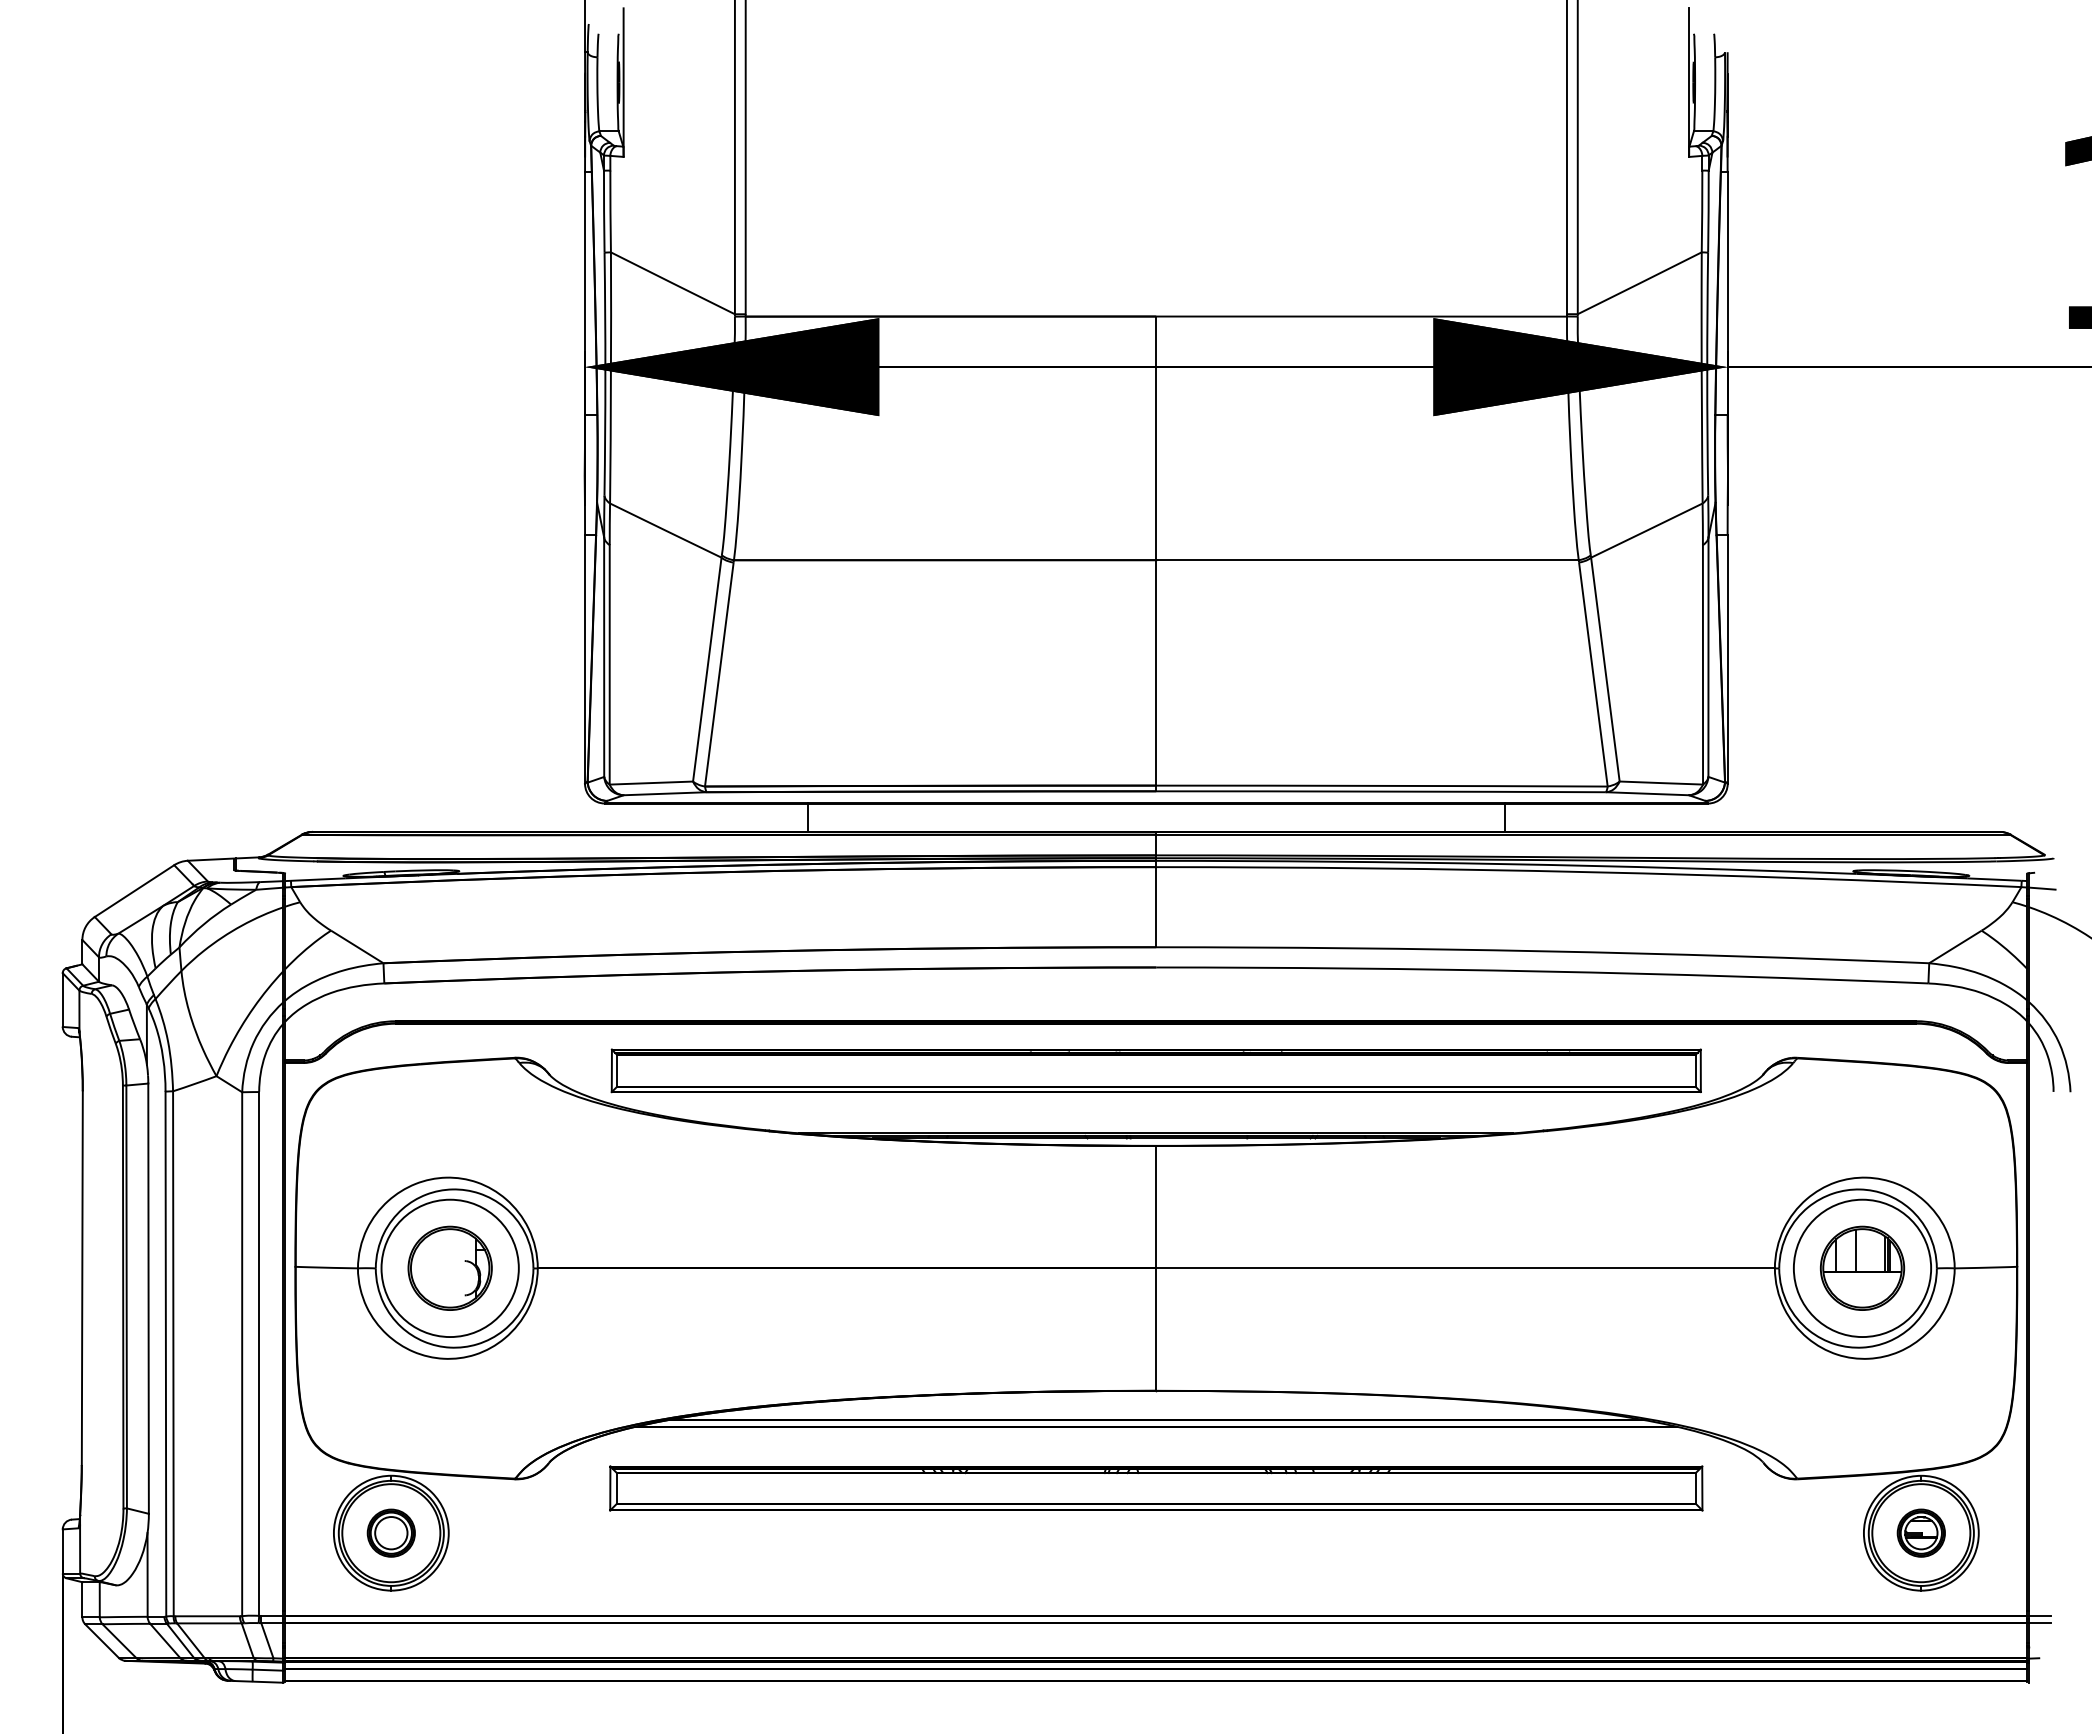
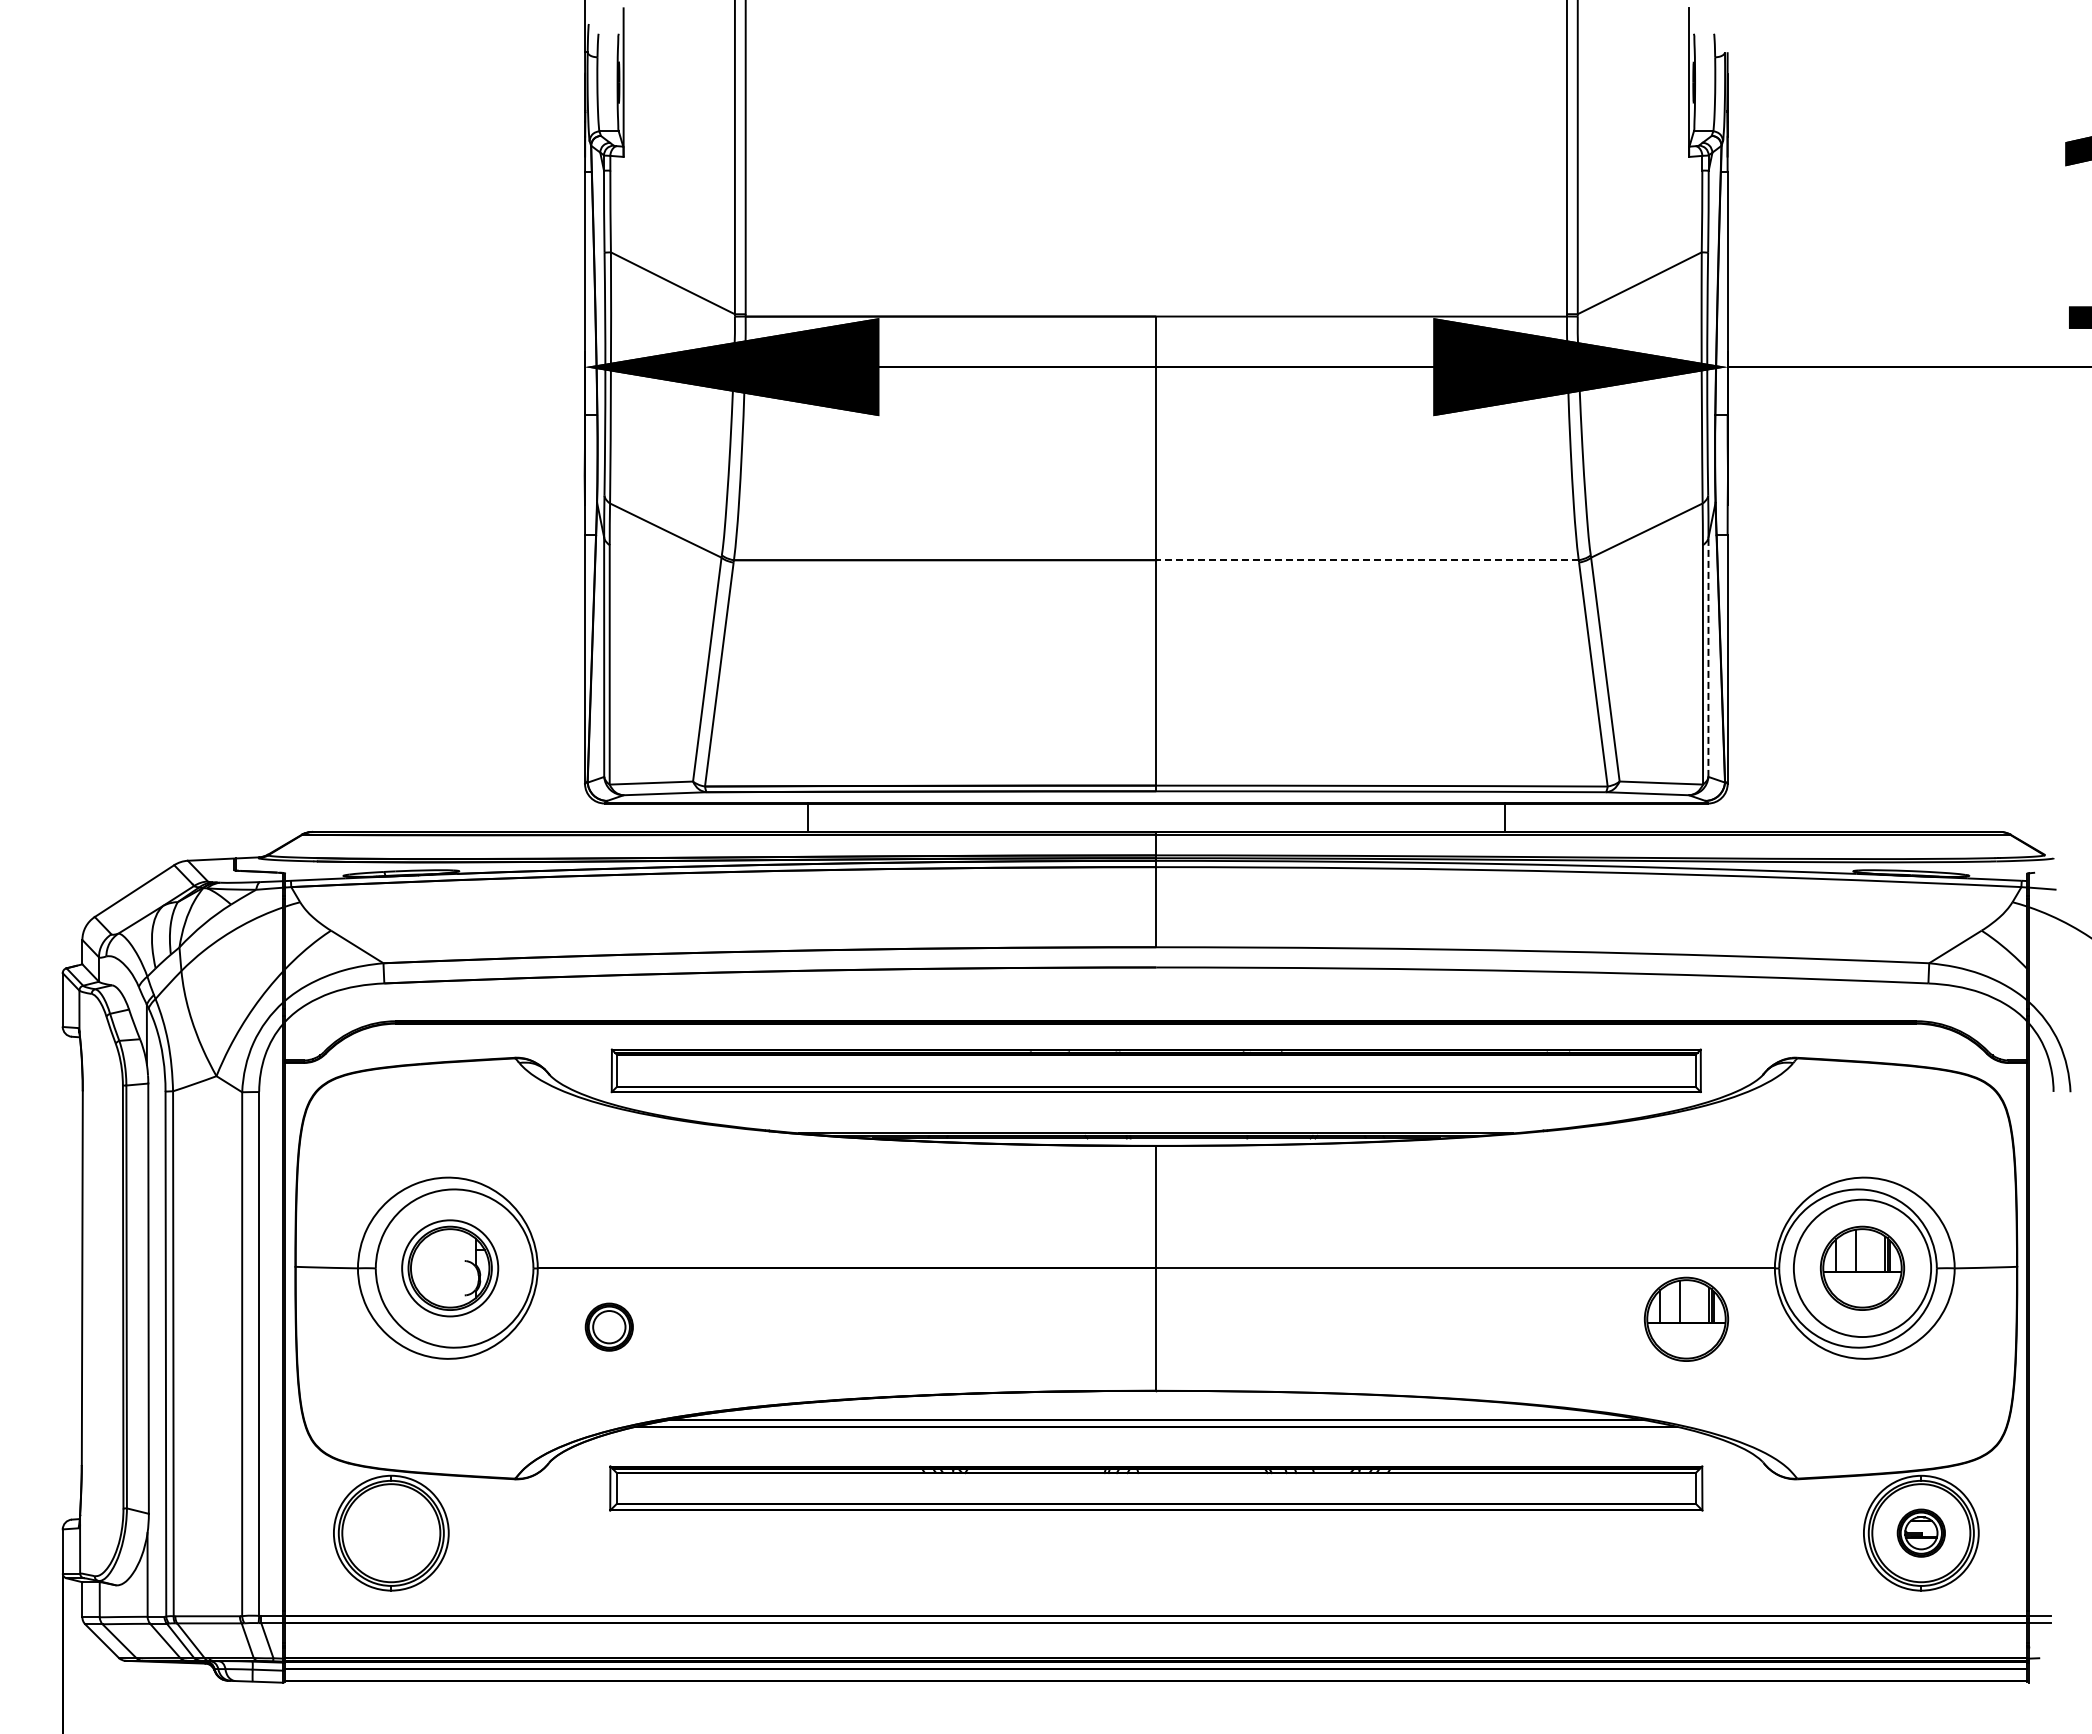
line: solid -> dashed (1367, 560)
line: solid -> dashed (1708, 657)
circle diameter: 137 px -> 96 px (450, 1268)
part: none -> present (1686, 1318)
part position: (390, 1532) -> (608, 1326) (608, 1326)
